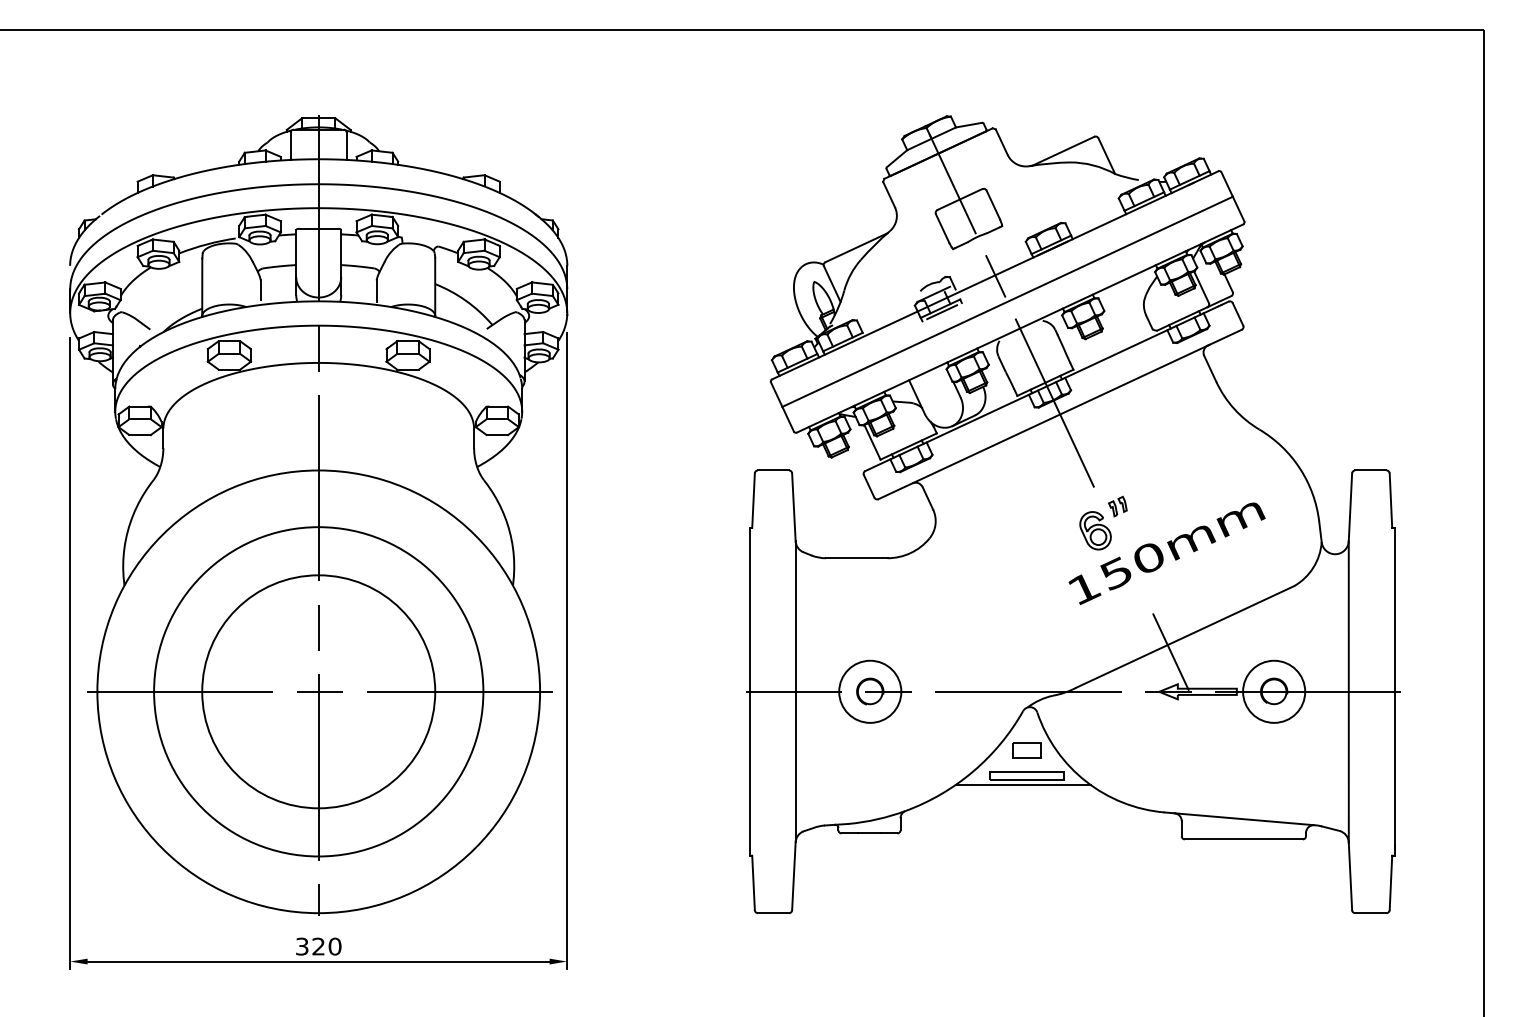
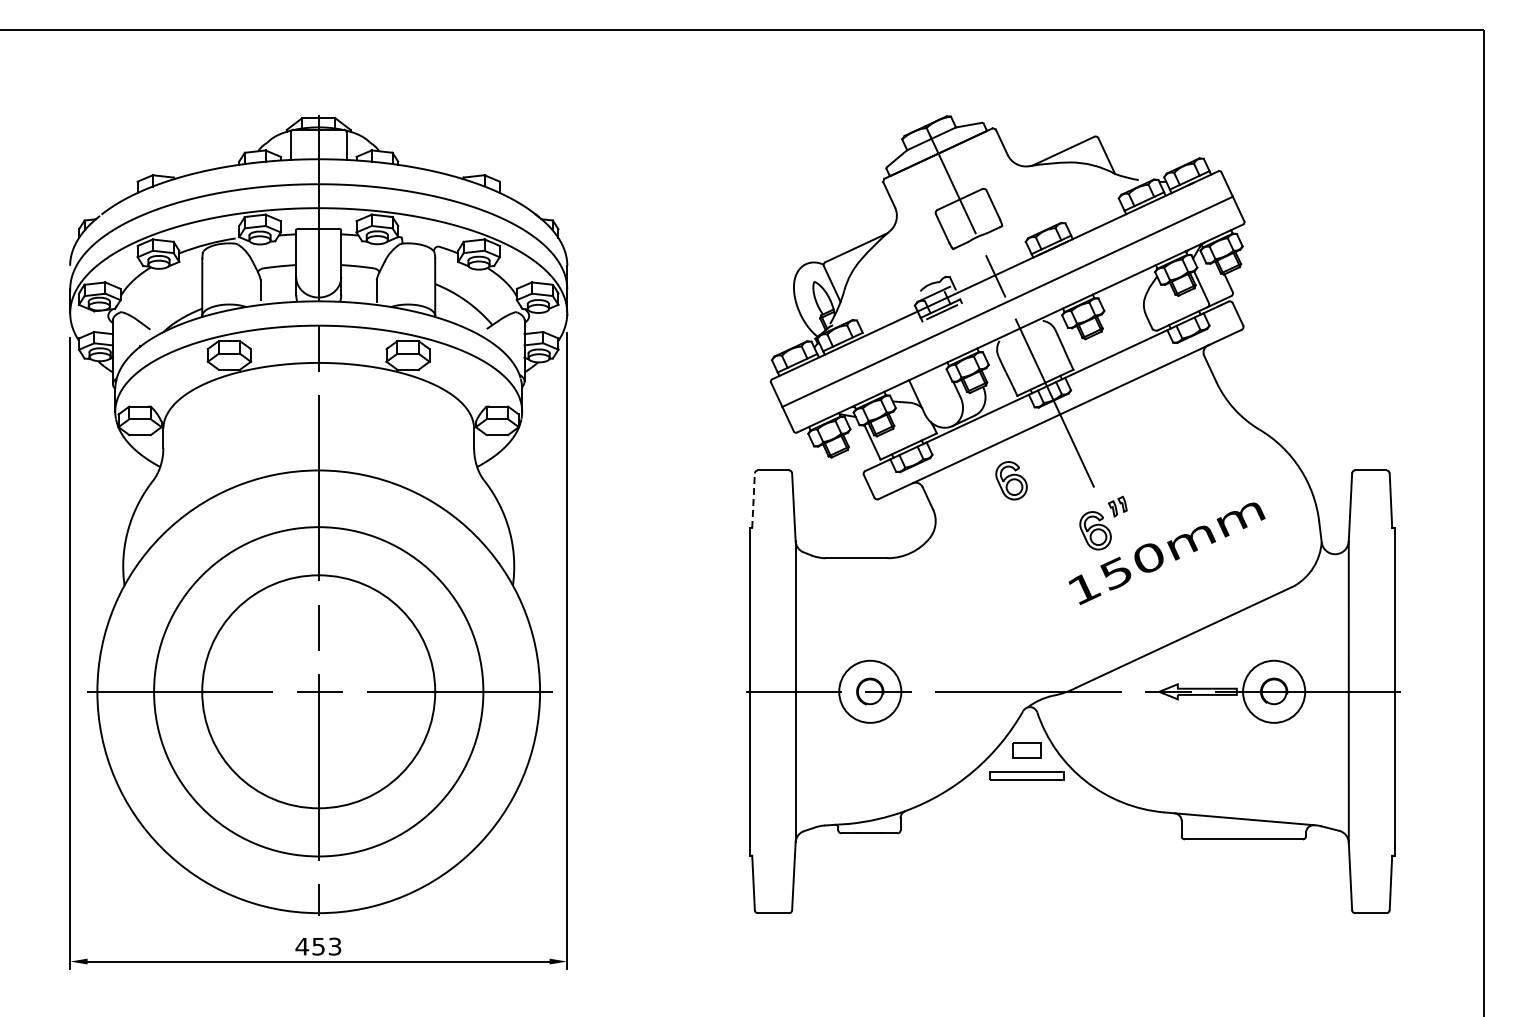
part: none -> present (1011, 480)
line: solid -> dashed (753, 500)
line: present -> none (1170, 651)
line: present -> none (1023, 785)
text: 320 -> 453 (318, 946)
